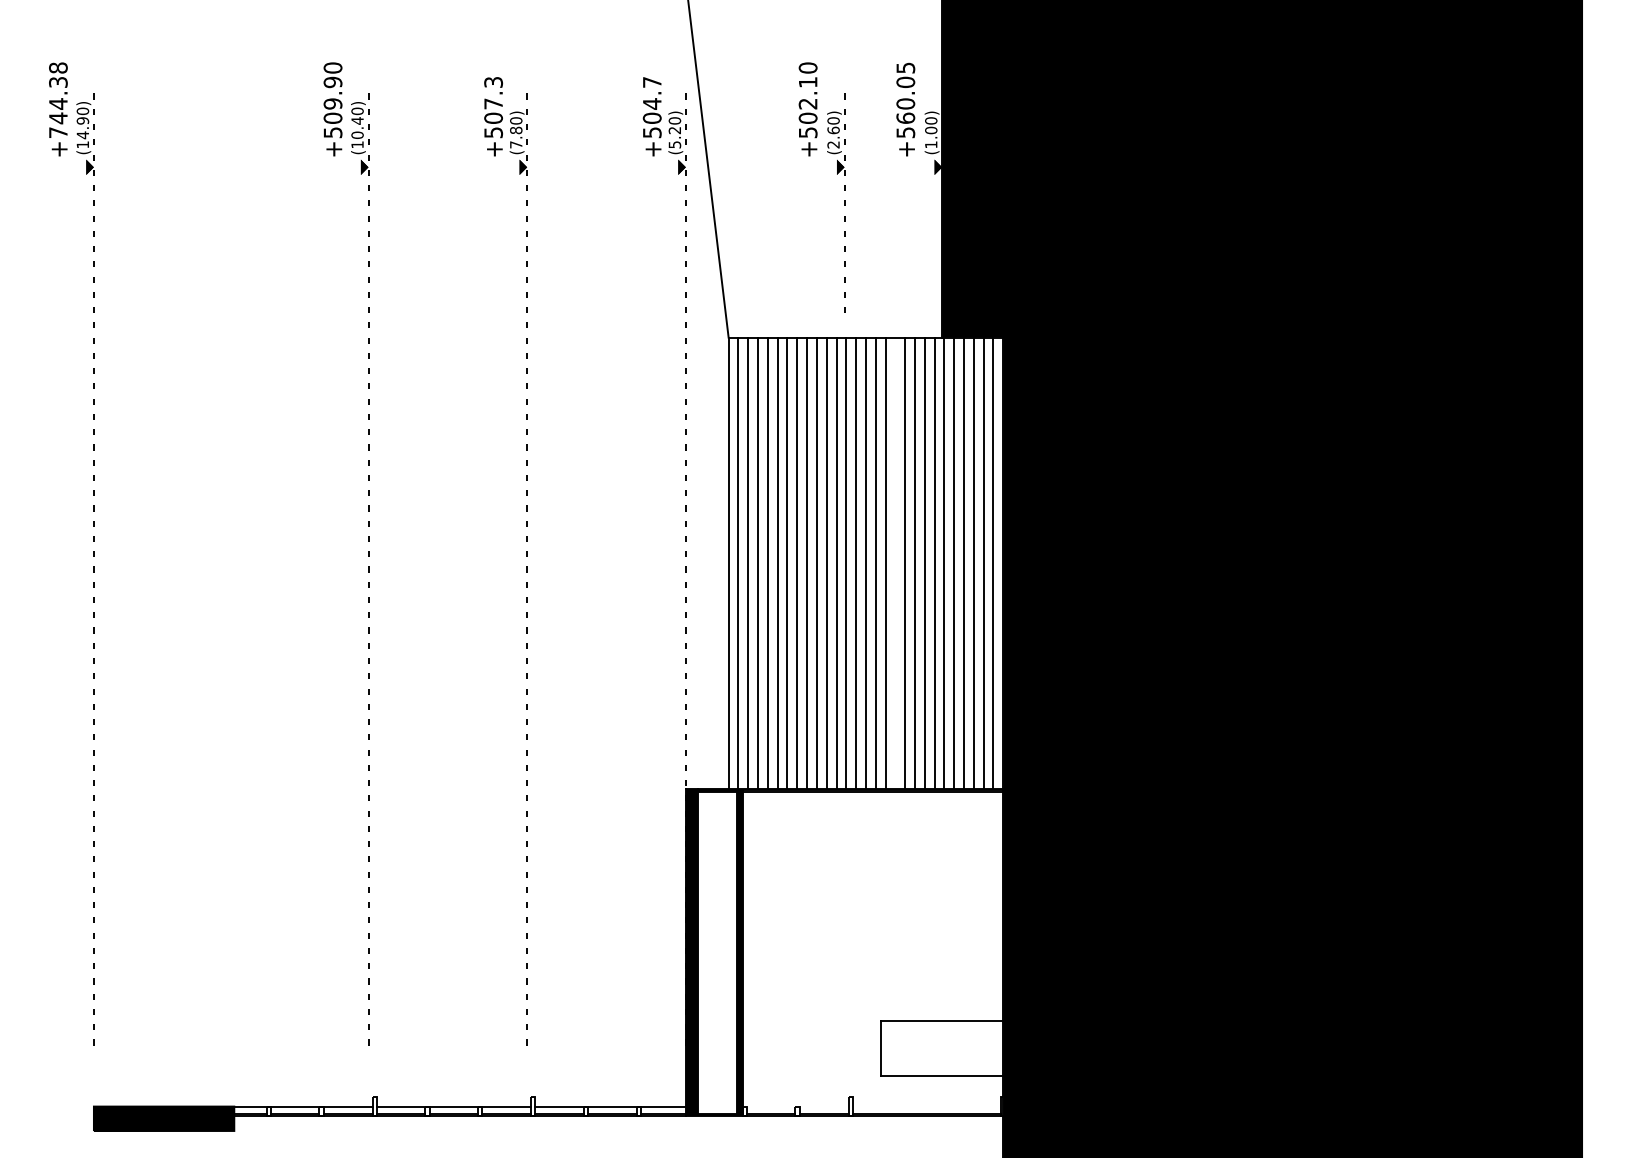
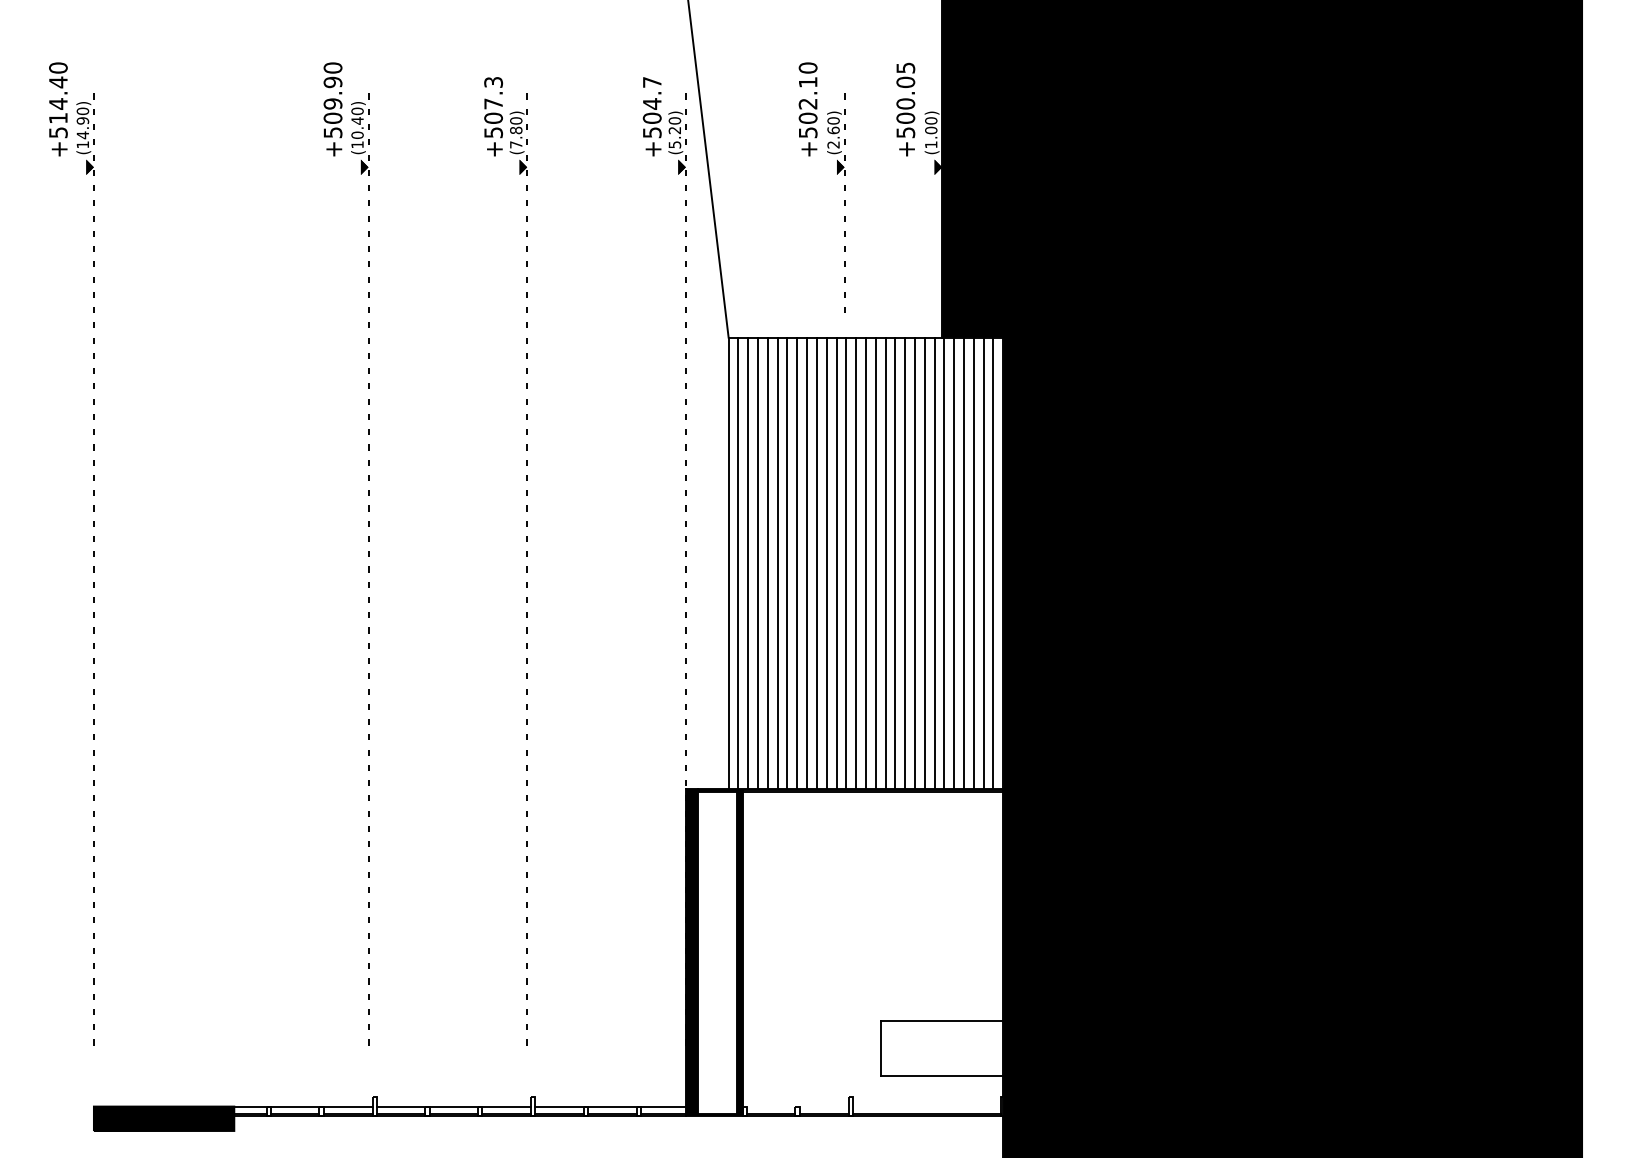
text: +744.38 -> +514.40 (58, 100)
text: +560.05 -> +500.05 (905, 117)
line: none -> present (895, 563)
